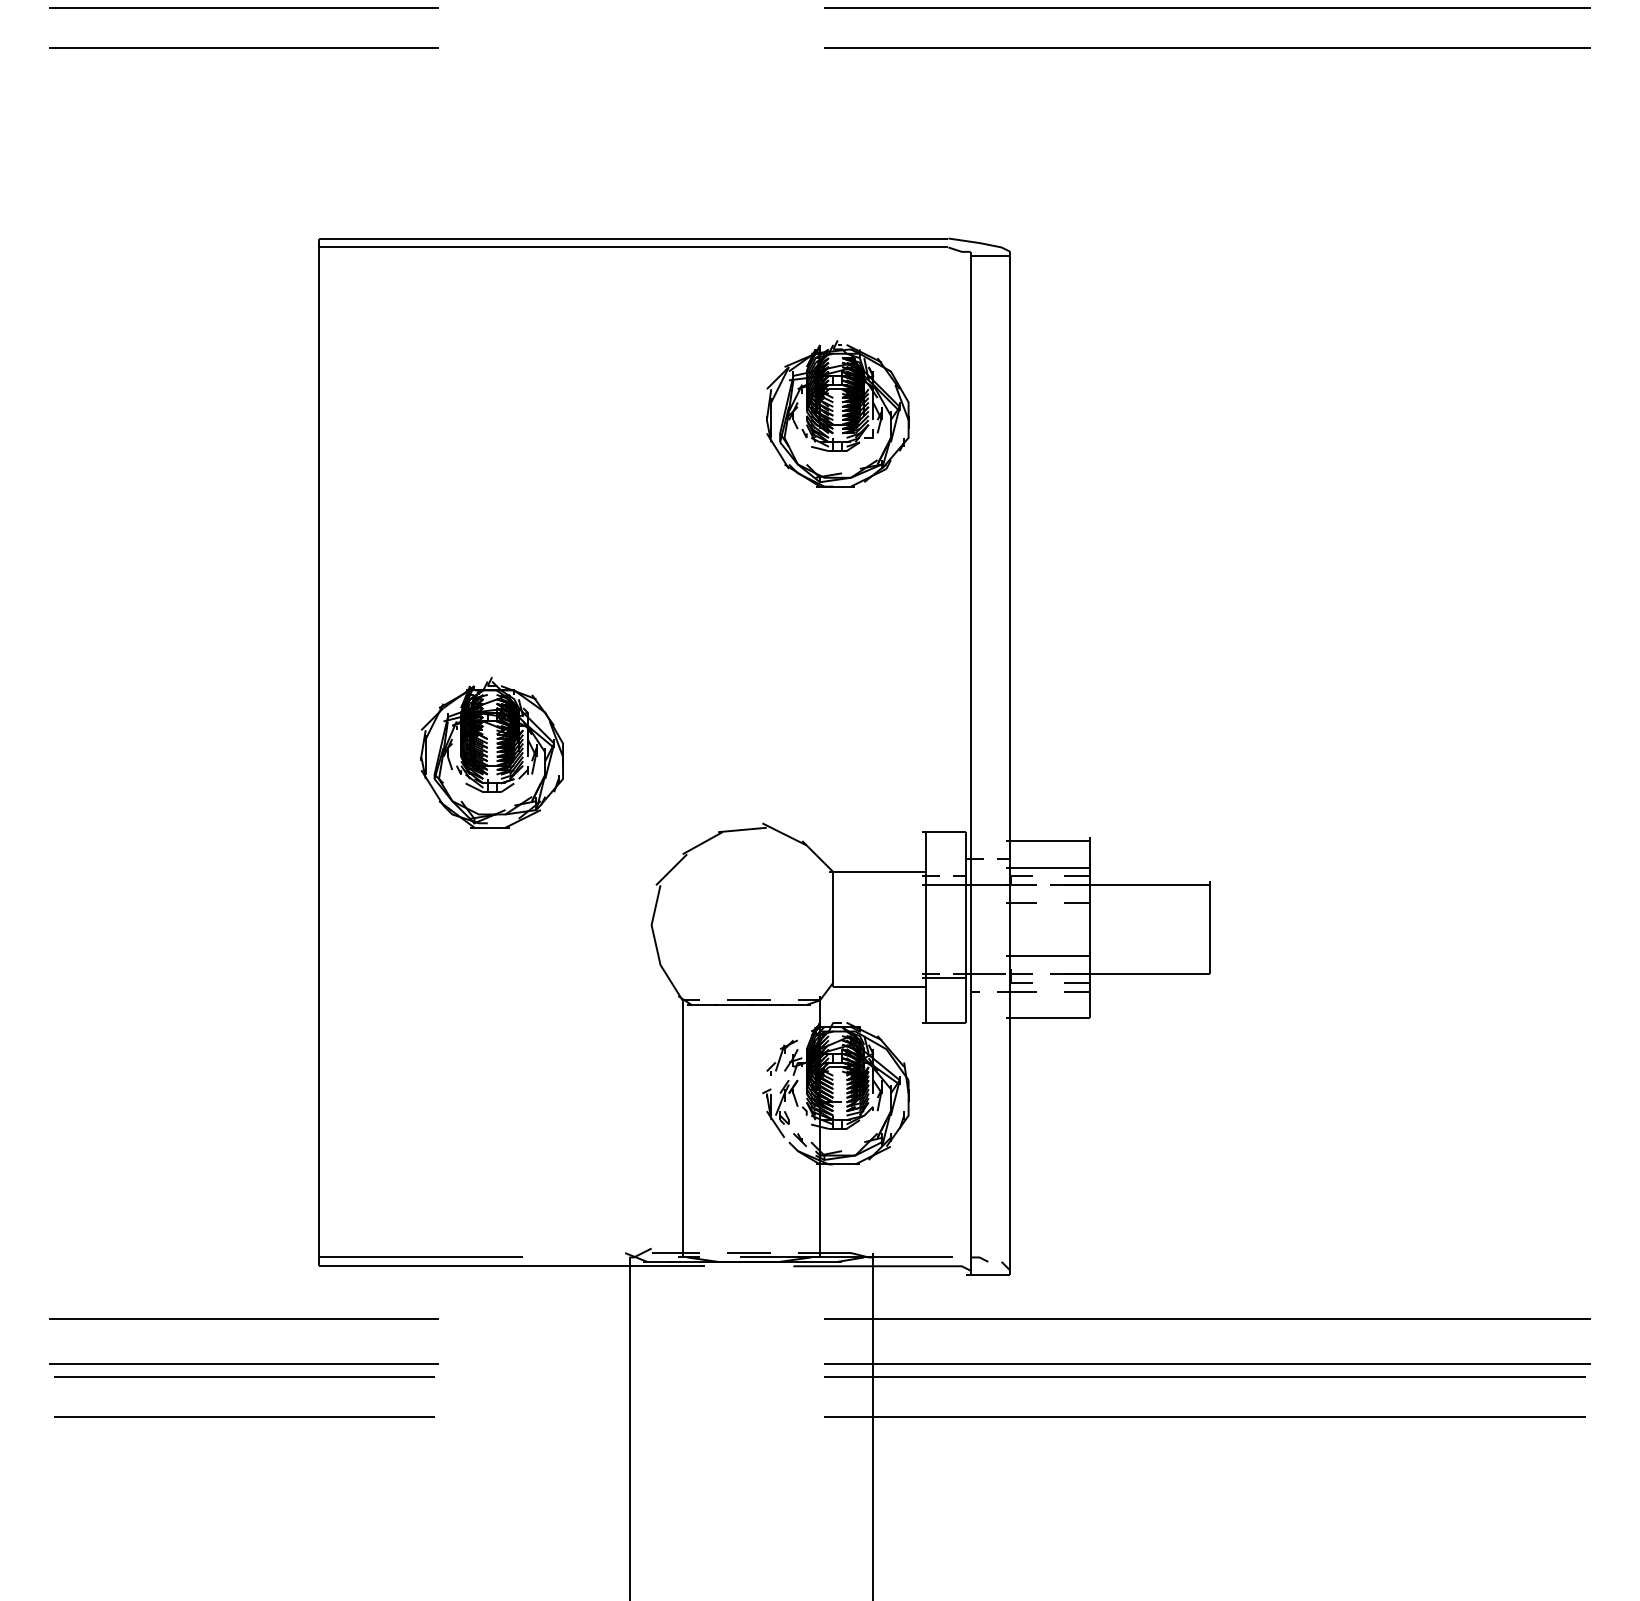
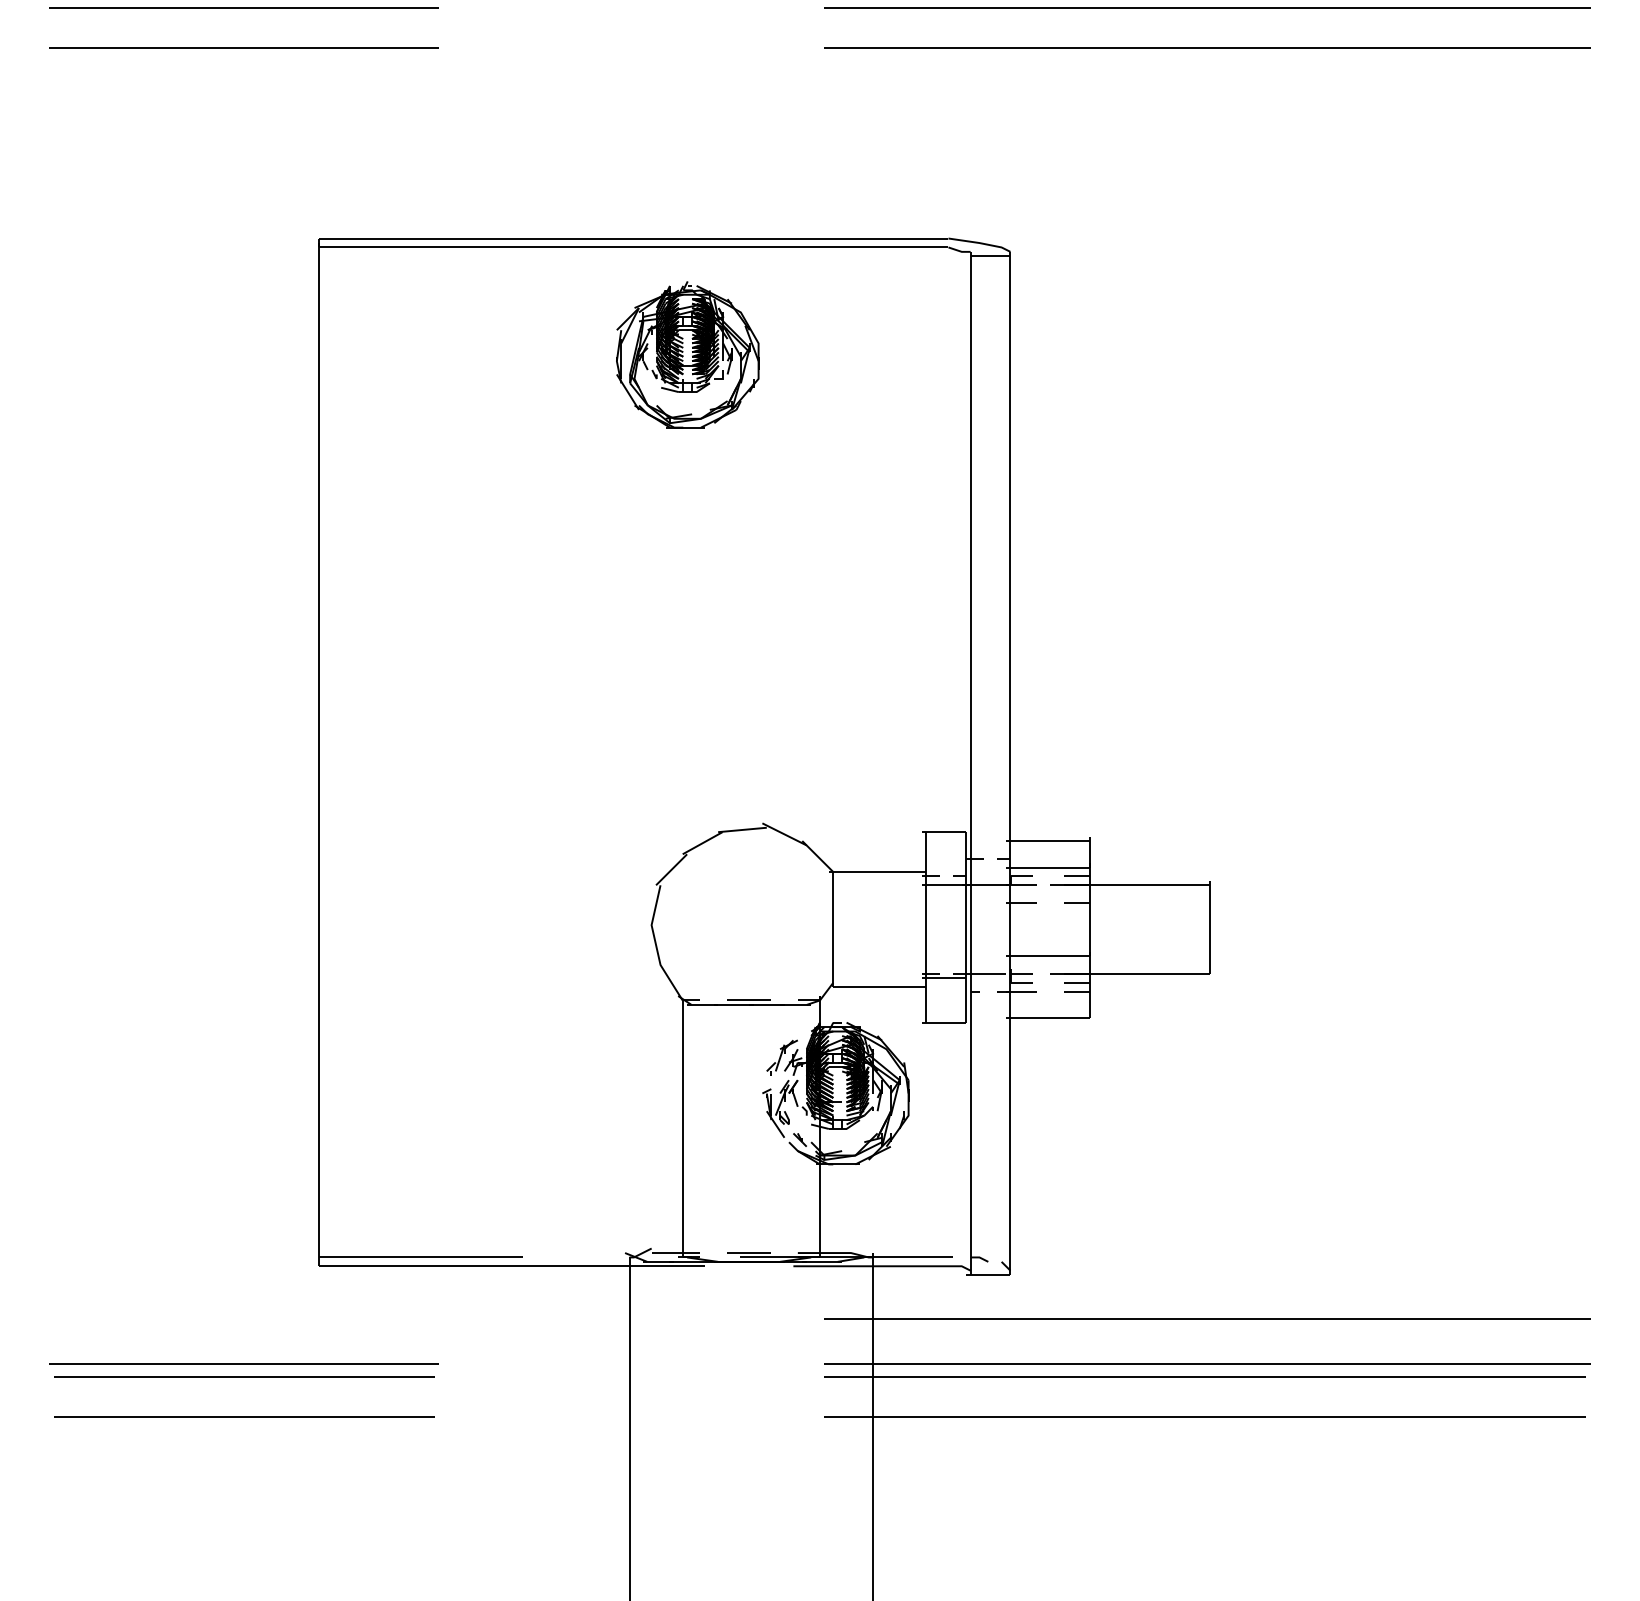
part position: (837, 413) -> (687, 354) (687, 354)
part: present -> none (491, 752)
line: present -> none (243, 1318)
